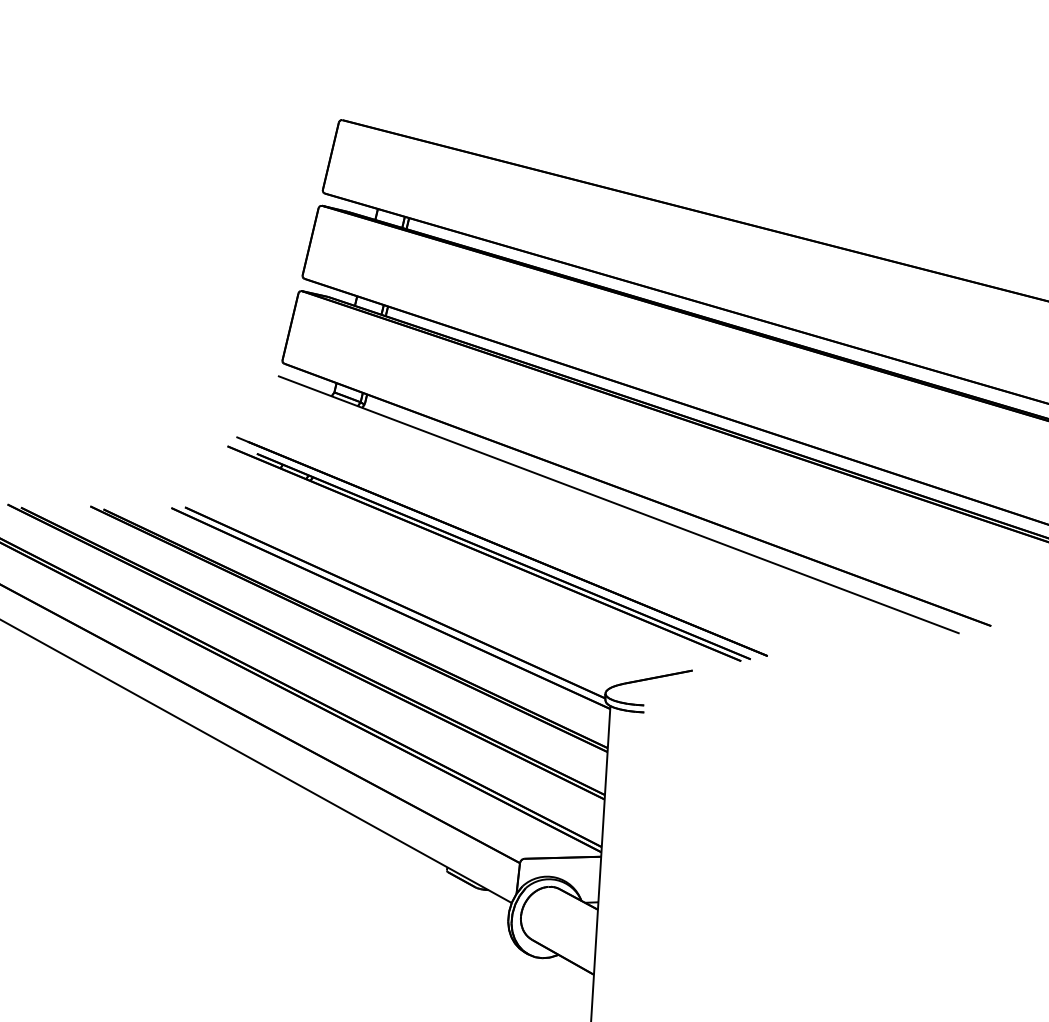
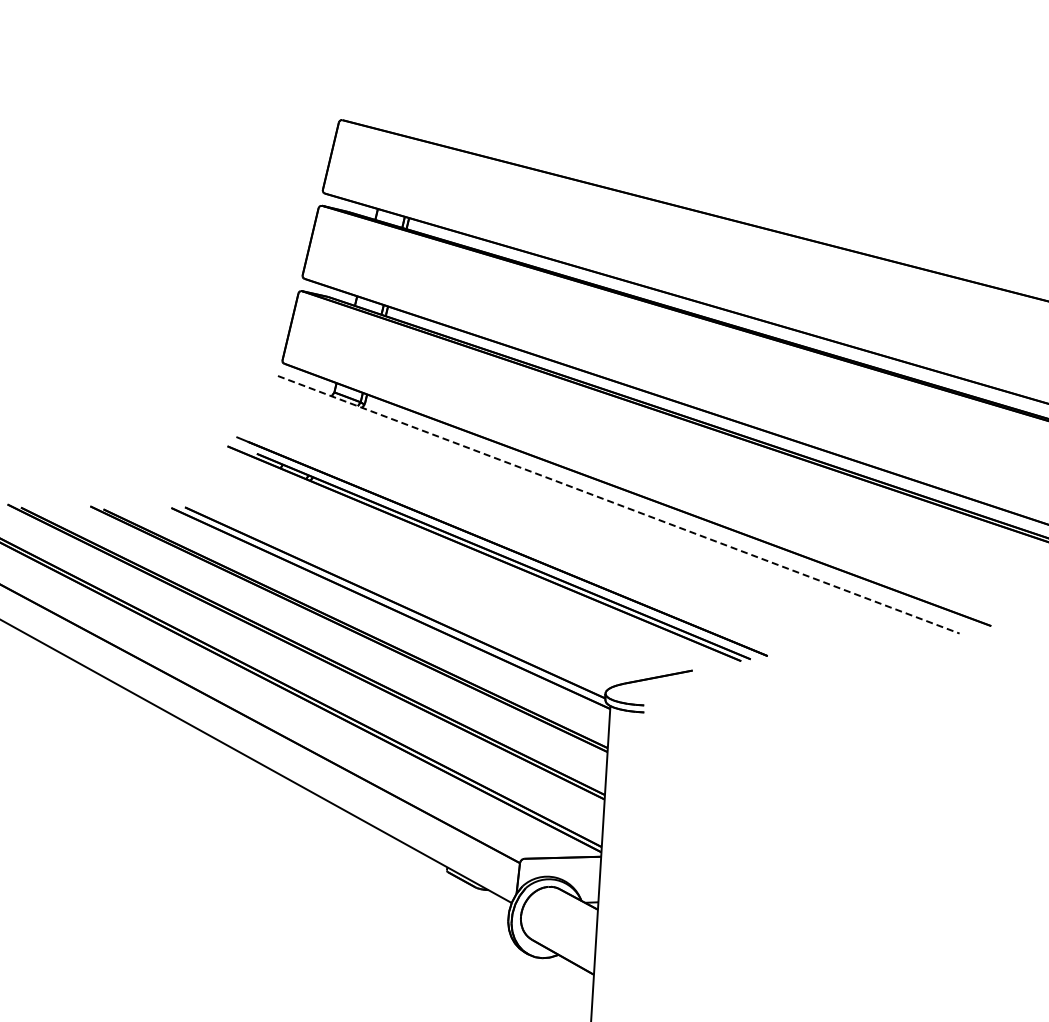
line: solid -> dashed (619, 504)
